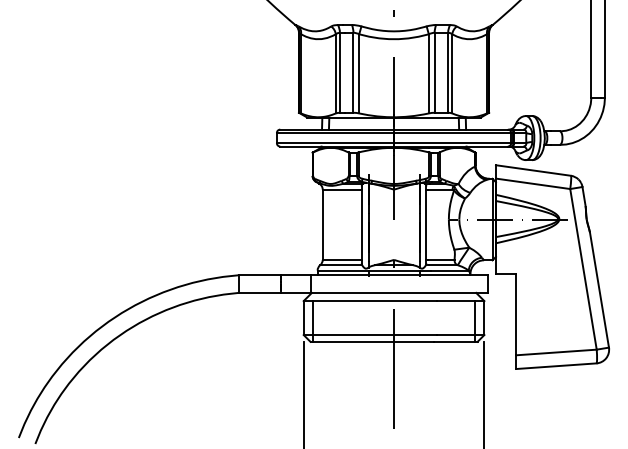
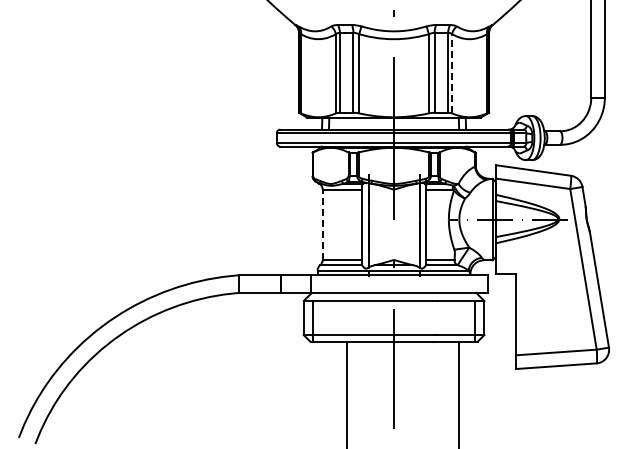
line: solid -> dashed (452, 73)
line: solid -> dashed (322, 224)
line position: (303, 393) -> (346, 393) (346, 393)
line position: (484, 393) -> (459, 393) (459, 393)
